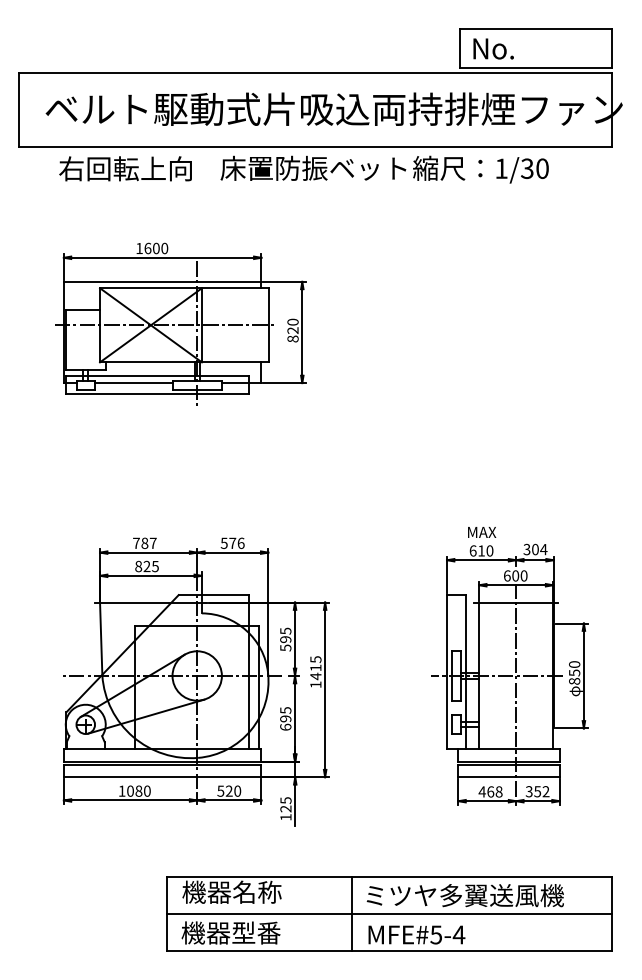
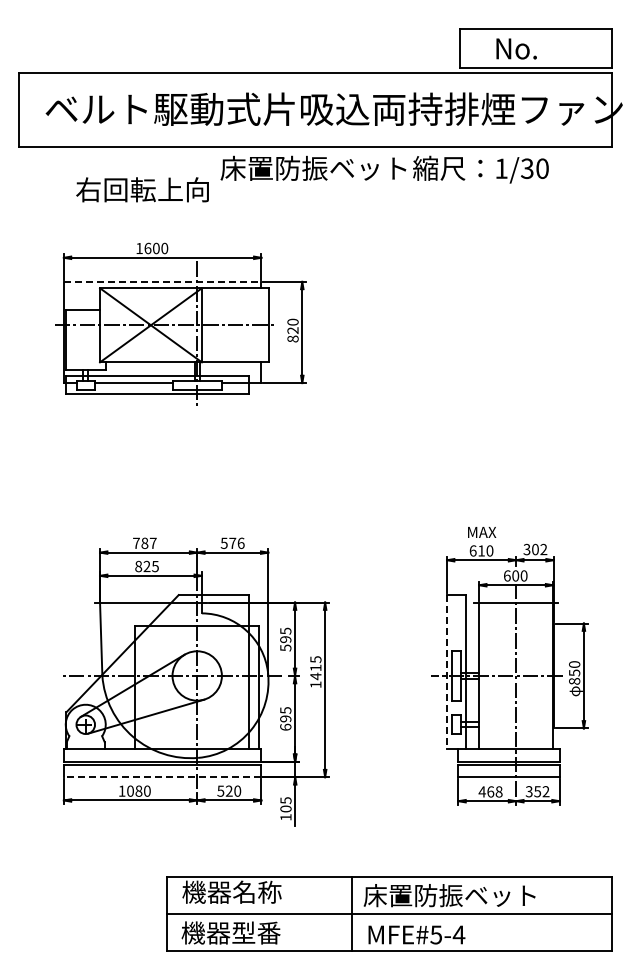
text position: (493, 48) -> (516, 48) (516, 48)
text position: (125, 168) -> (142, 189) (142, 189)
line: solid -> dashed (162, 281)
text: 304 -> 302 (543, 549)
line: solid -> dashed (447, 672)
line: solid -> dashed (162, 777)
text: 125 -> 105 (285, 808)
text: ミツヤ多翼送風機 -> 床置防振ベット (463, 895)
